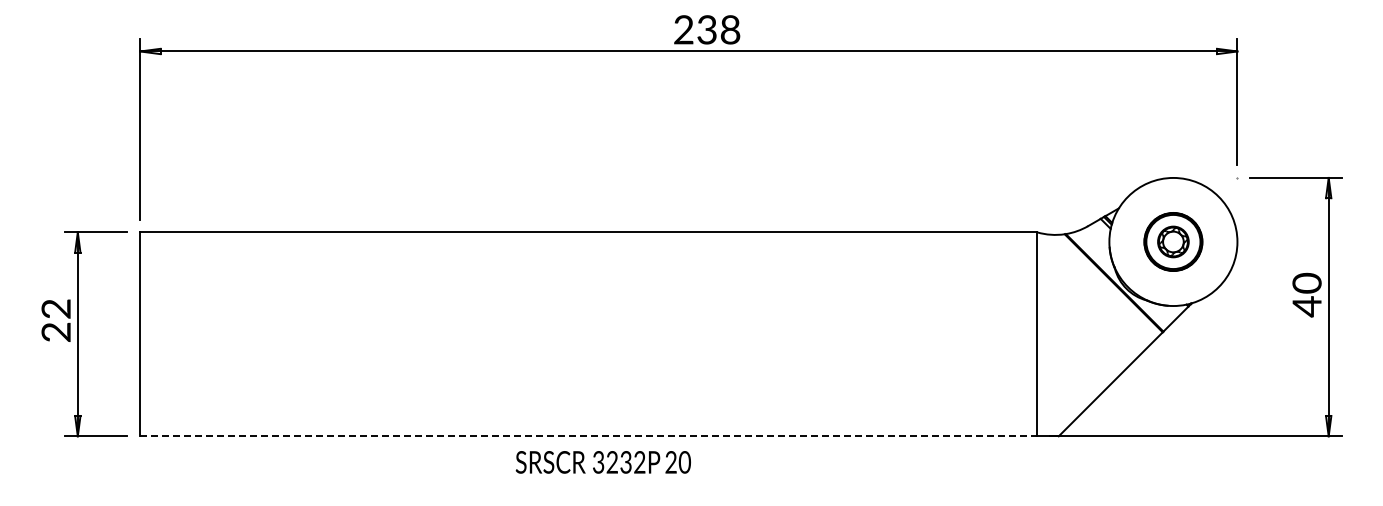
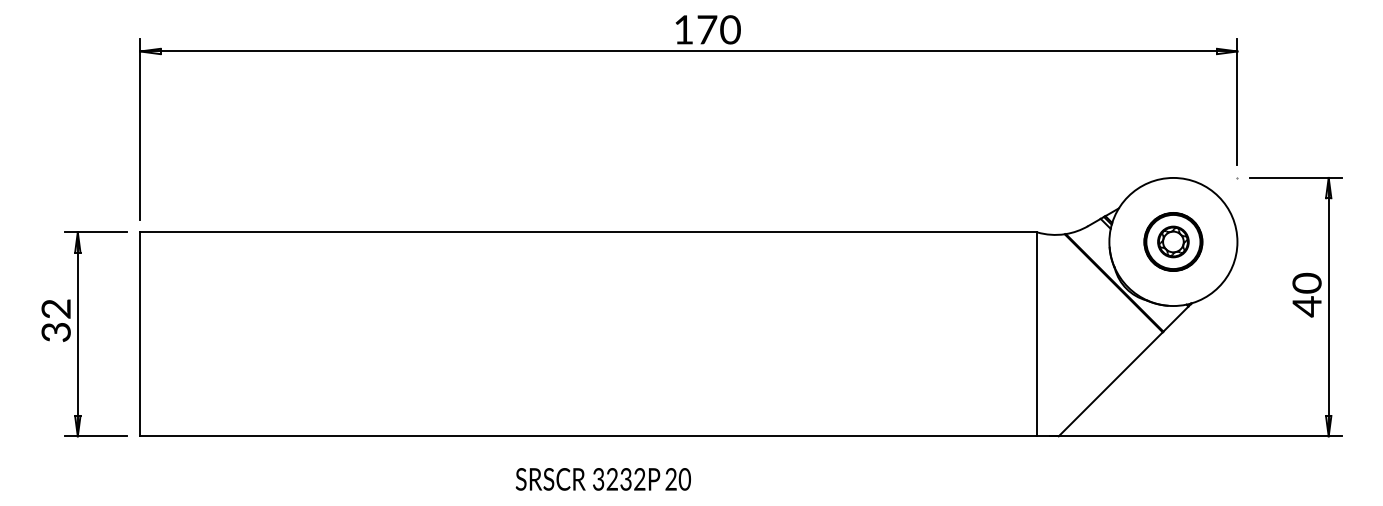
text: 238 -> 170 (707, 29)
text: 22 -> 32 (58, 332)
line: dashed -> solid (588, 436)
text position: (602, 462) -> (602, 479) (602, 479)
